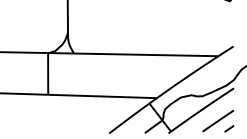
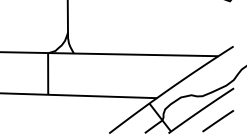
line: present -> none (229, 128)
